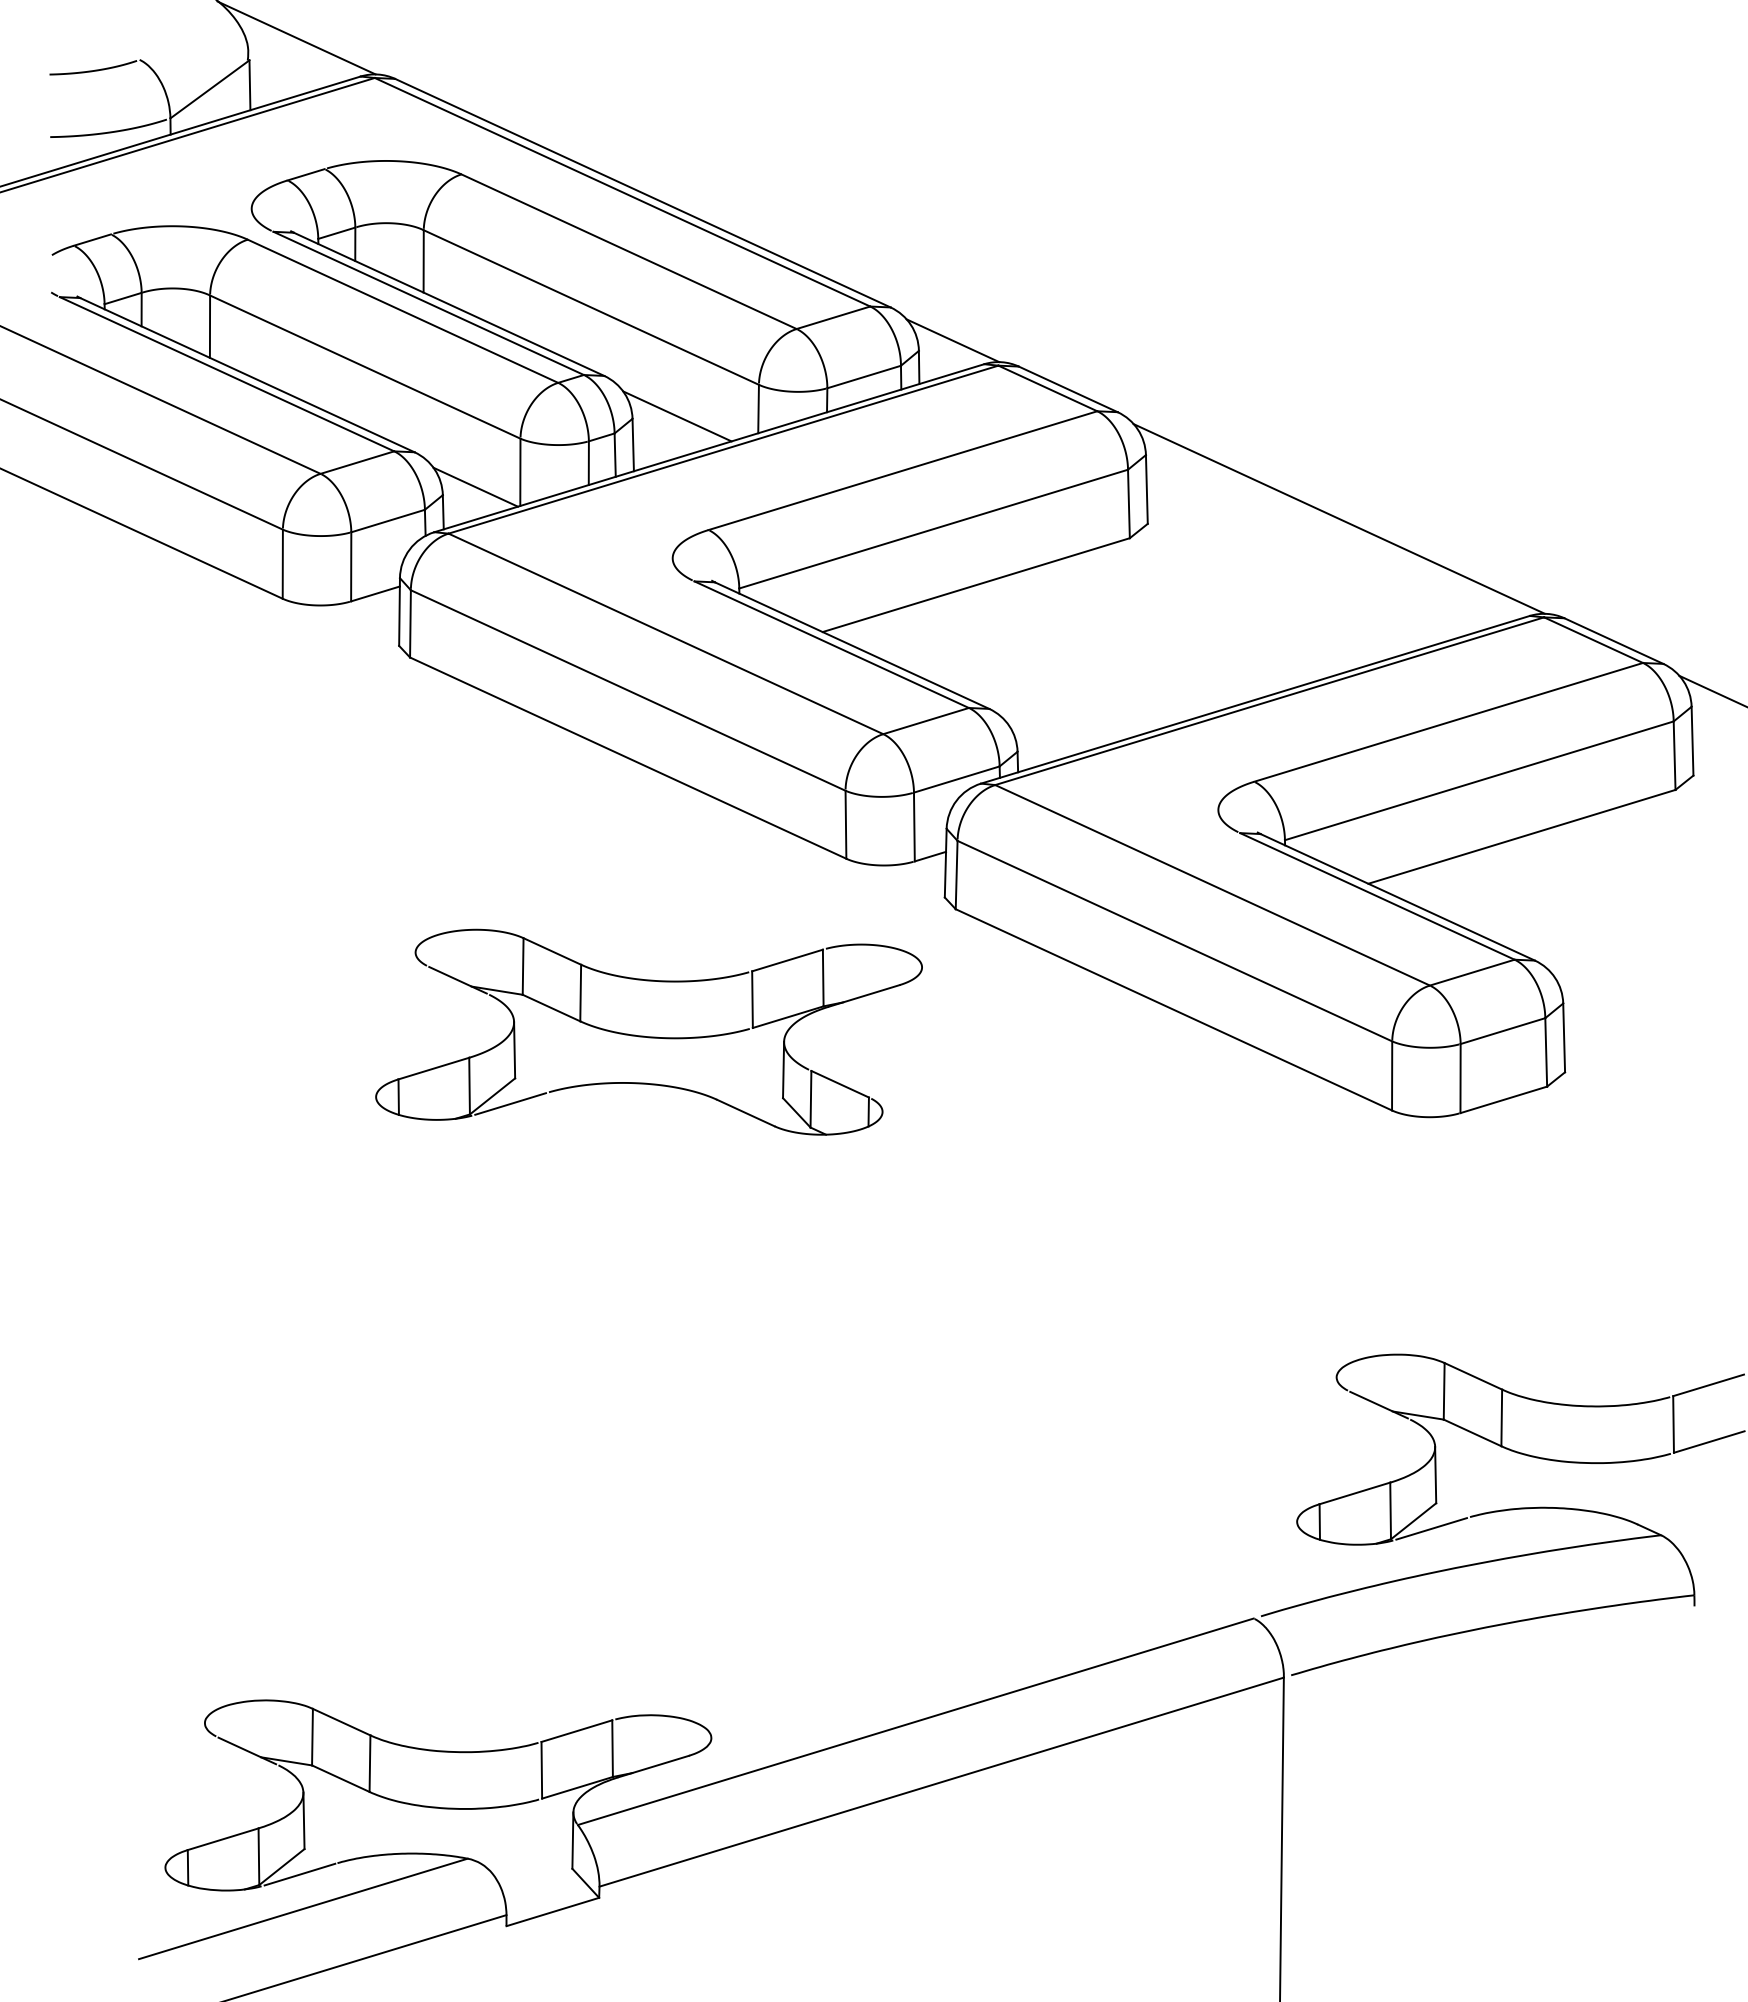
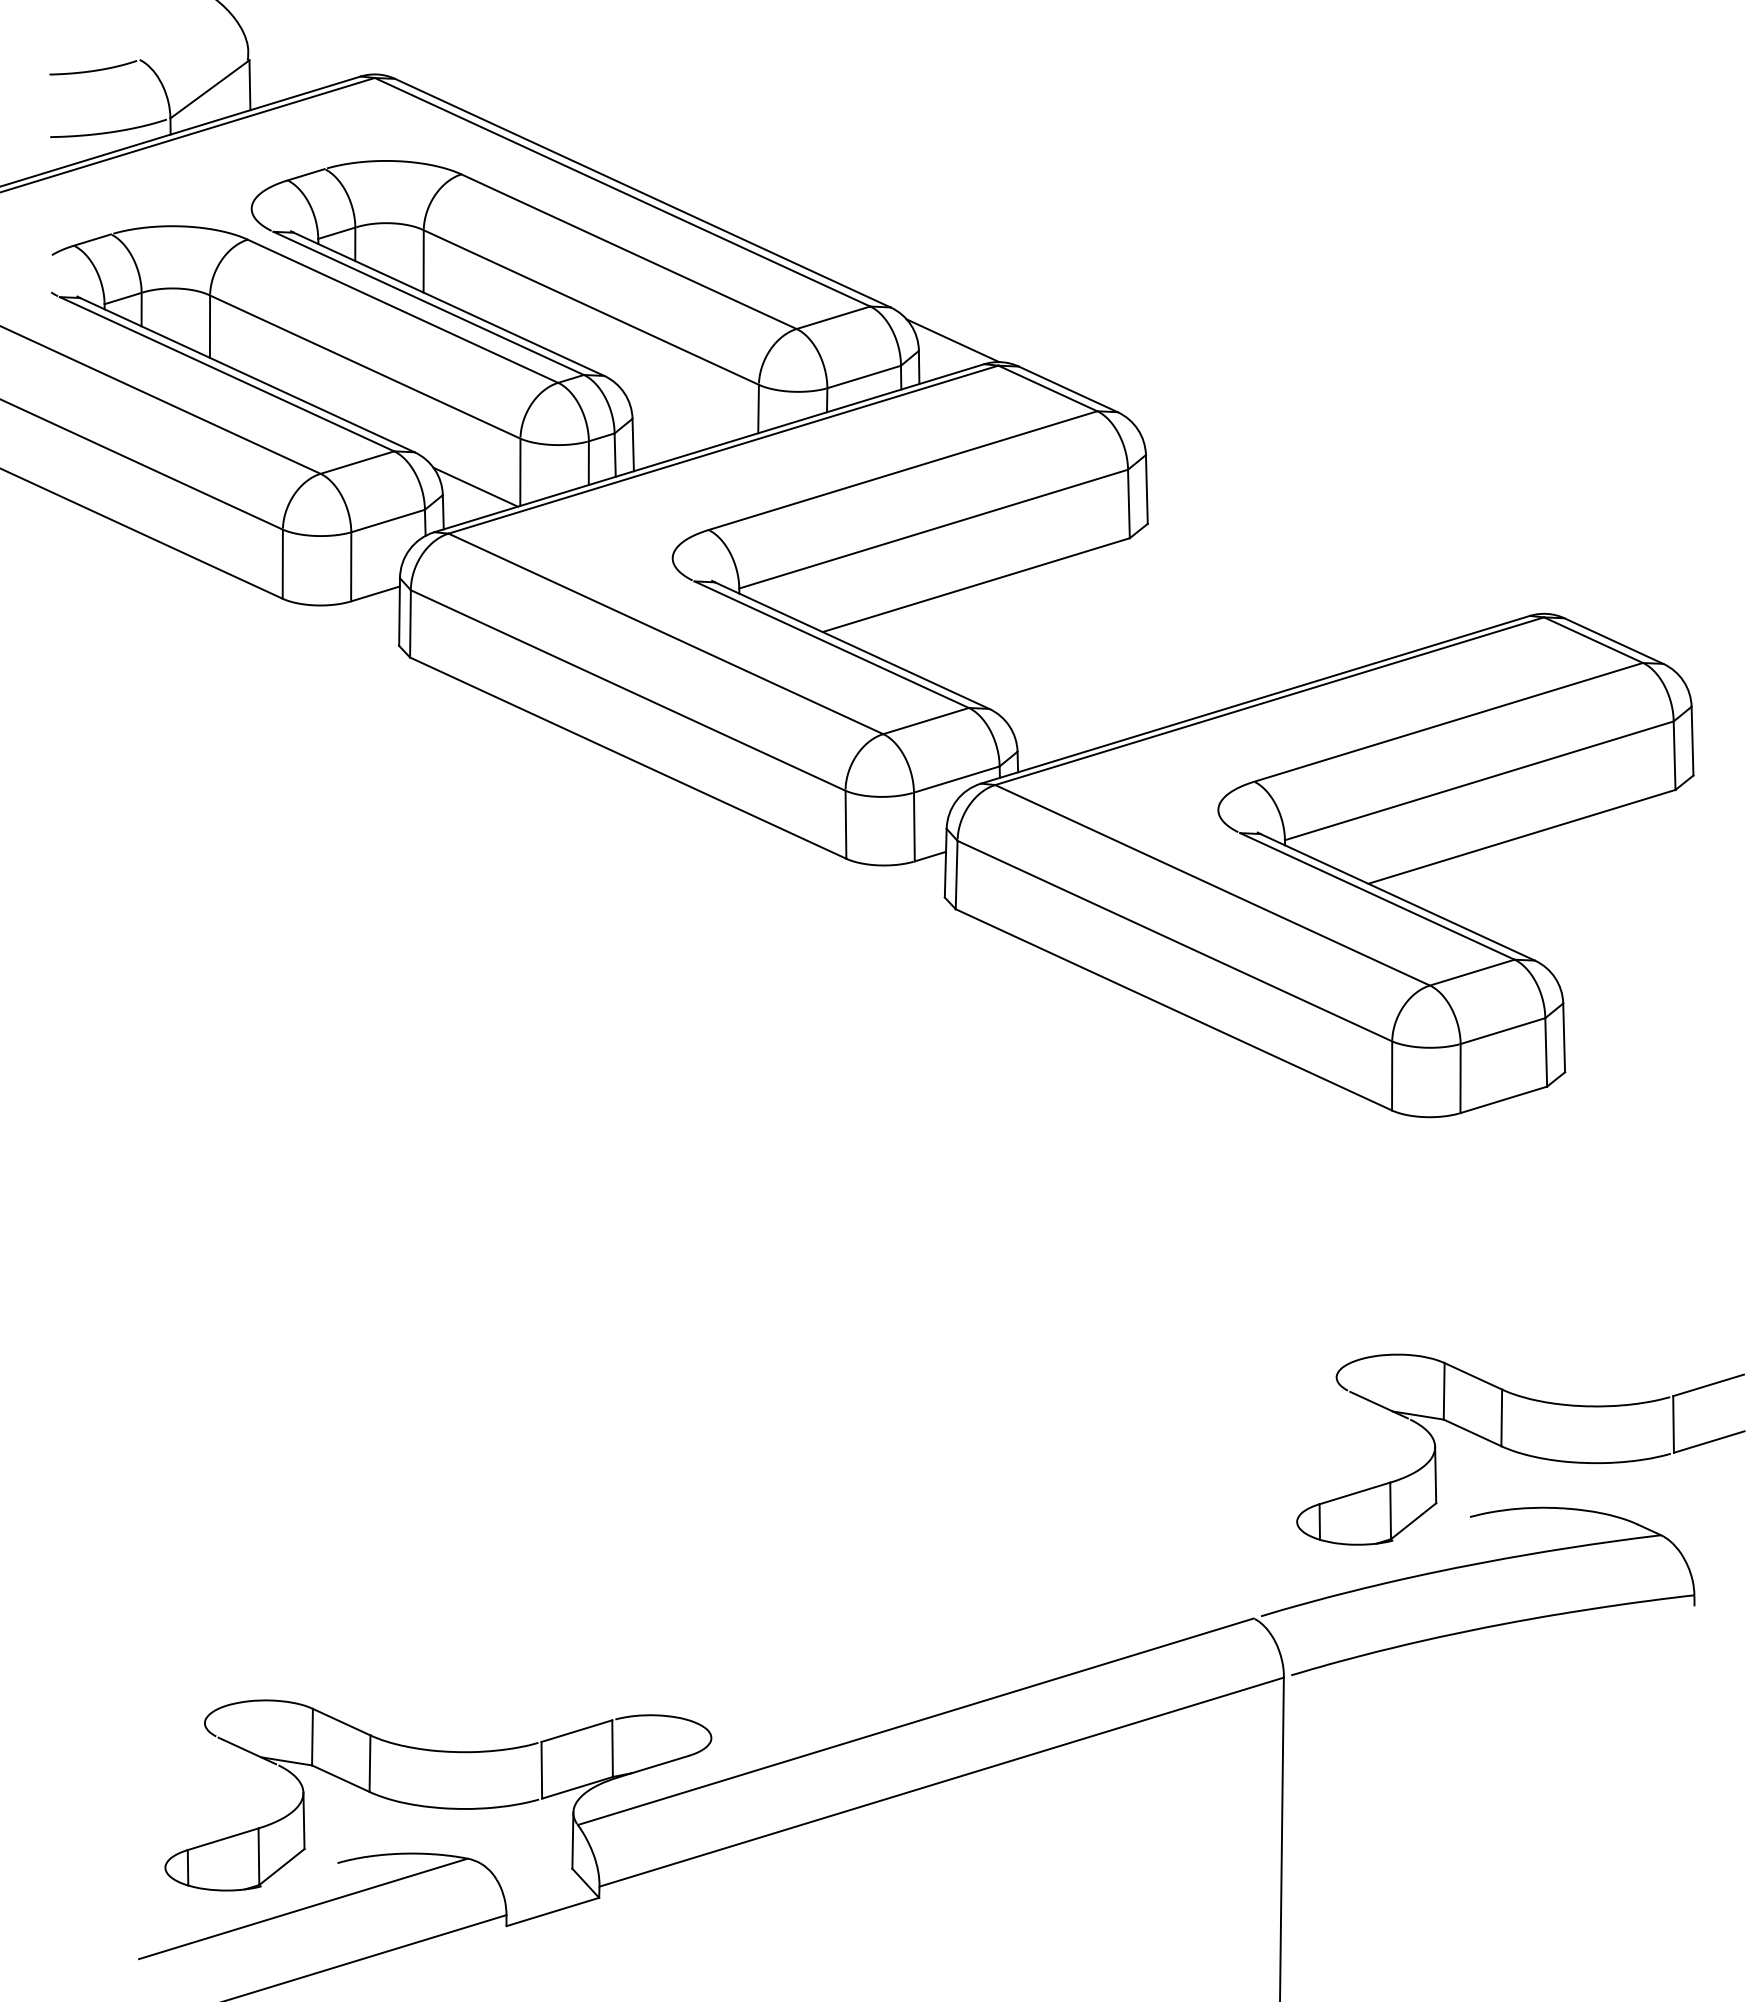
line: present -> none (297, 38)
line: present -> none (677, 416)
line: present -> none (1338, 518)
line: present -> none (1711, 690)
part: present -> none (648, 1031)
line: present -> none (1431, 1528)
line: present -> none (299, 1874)
